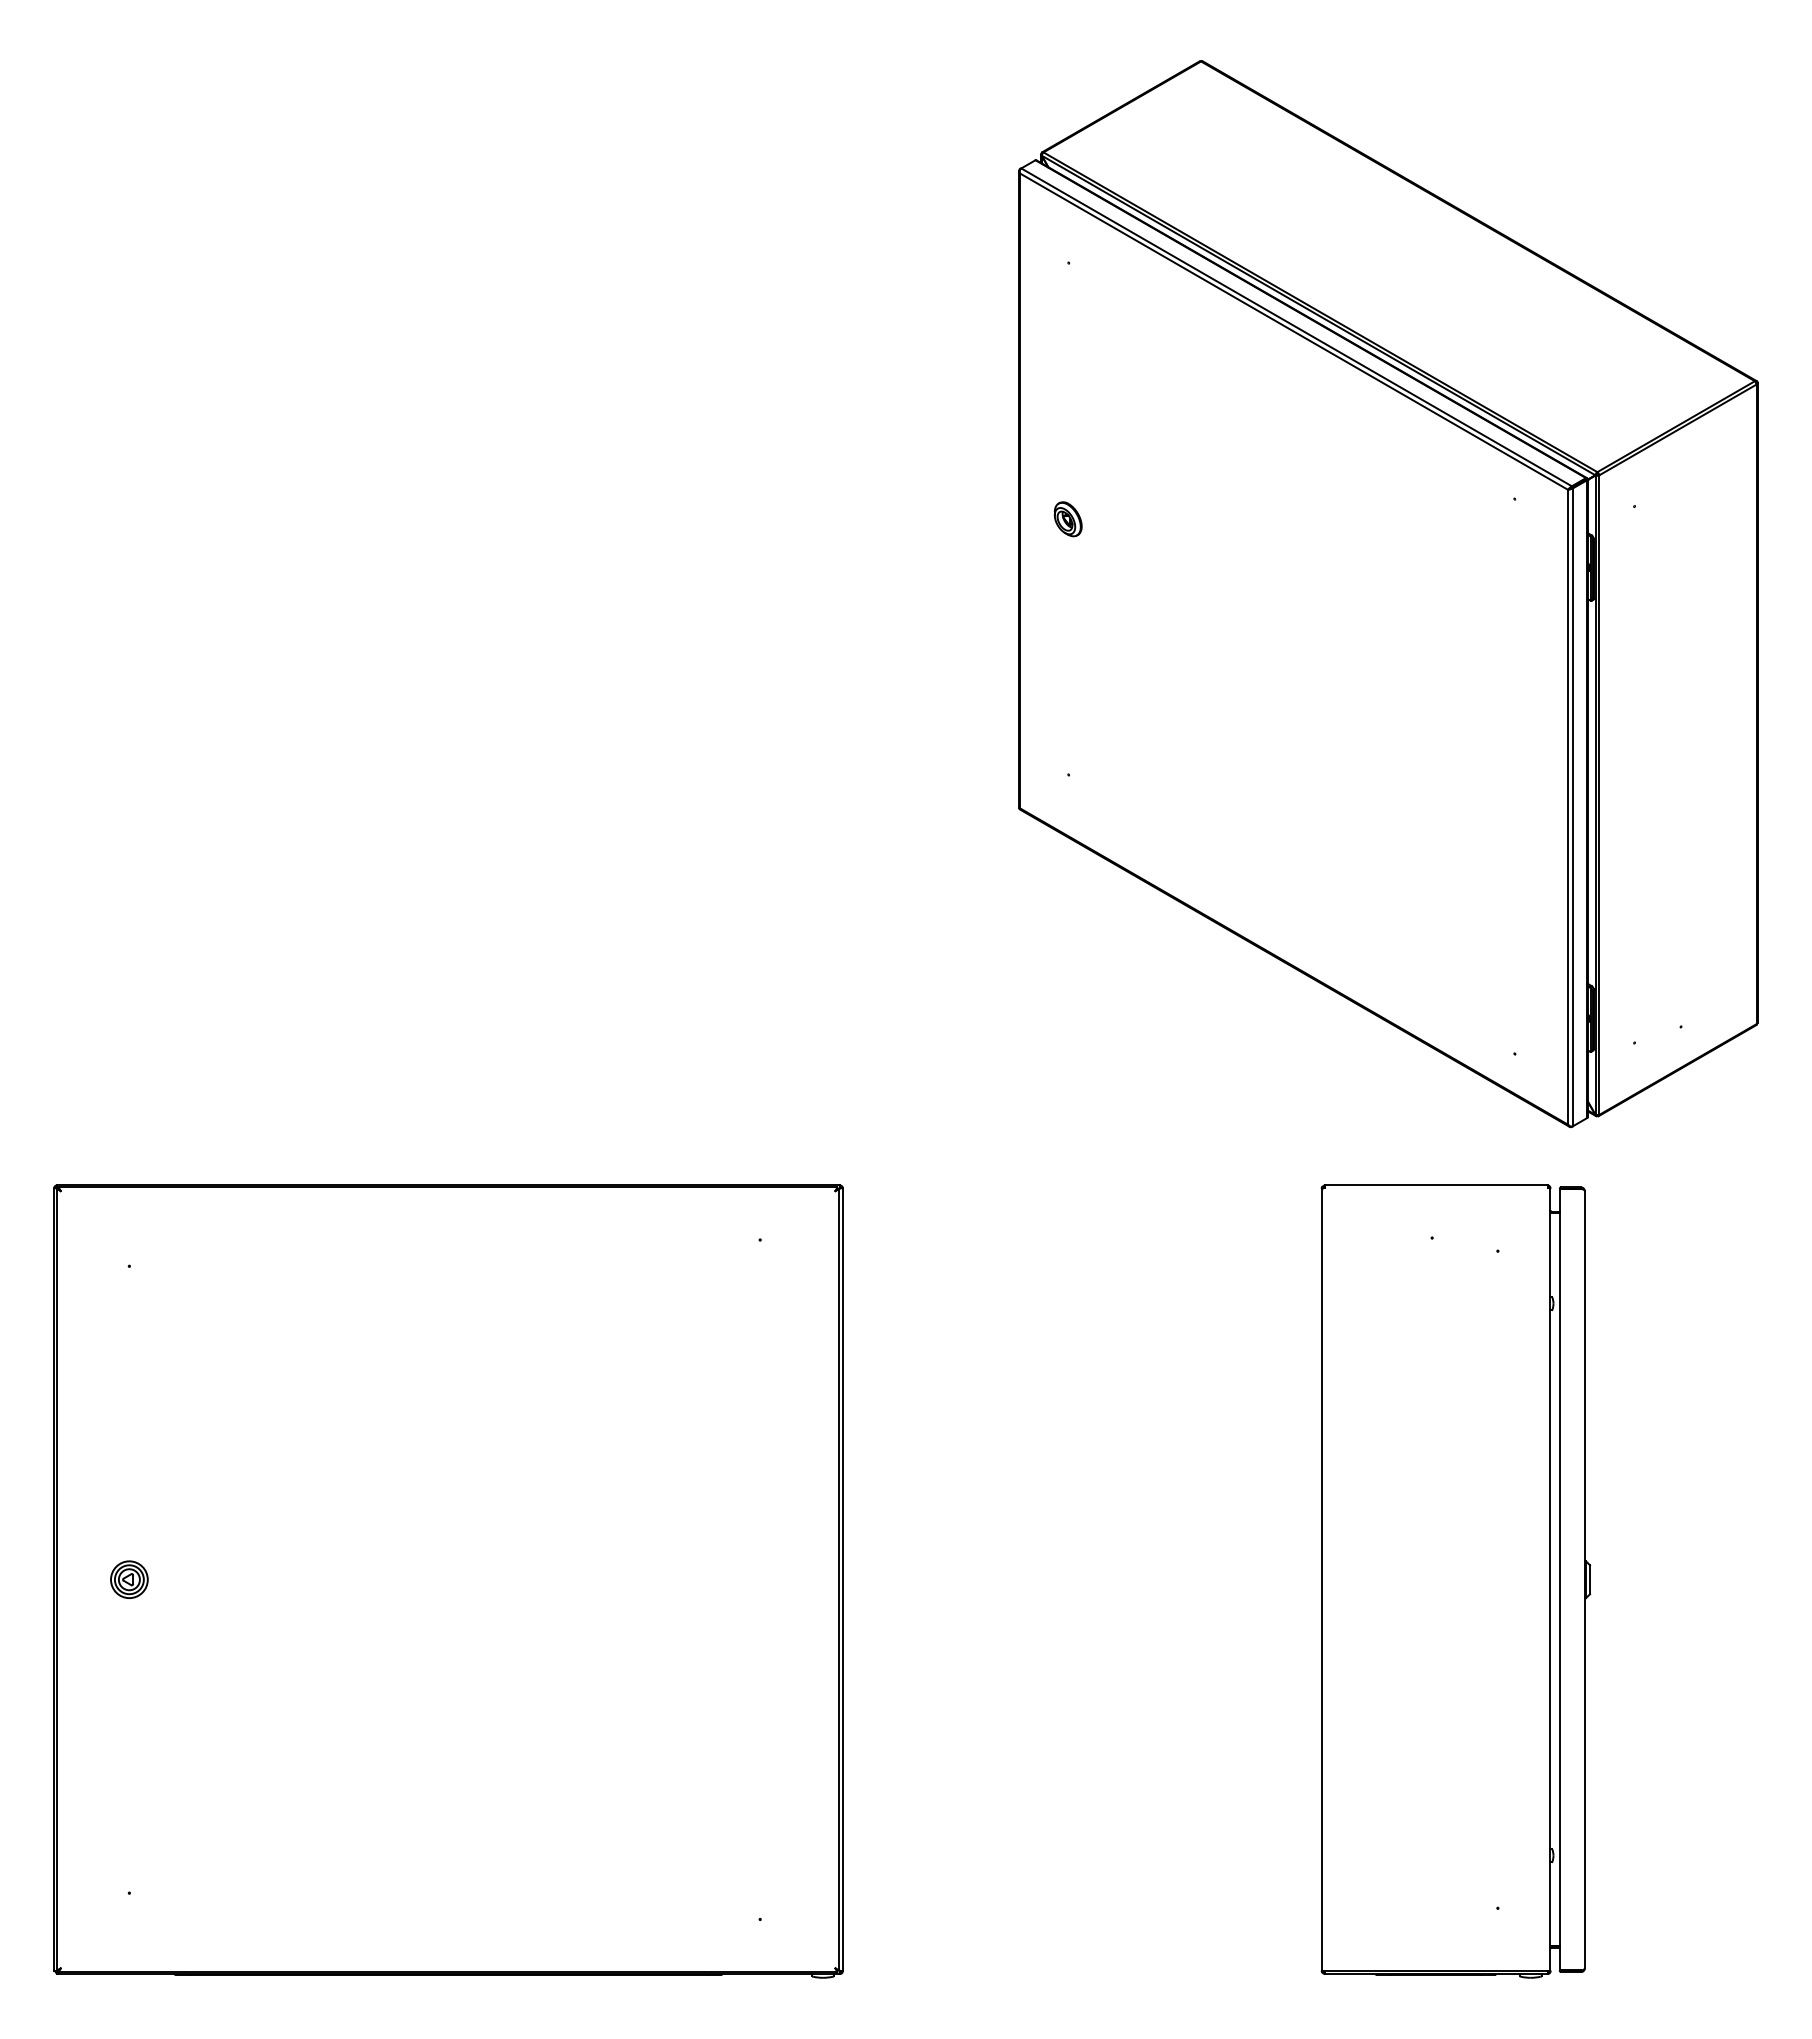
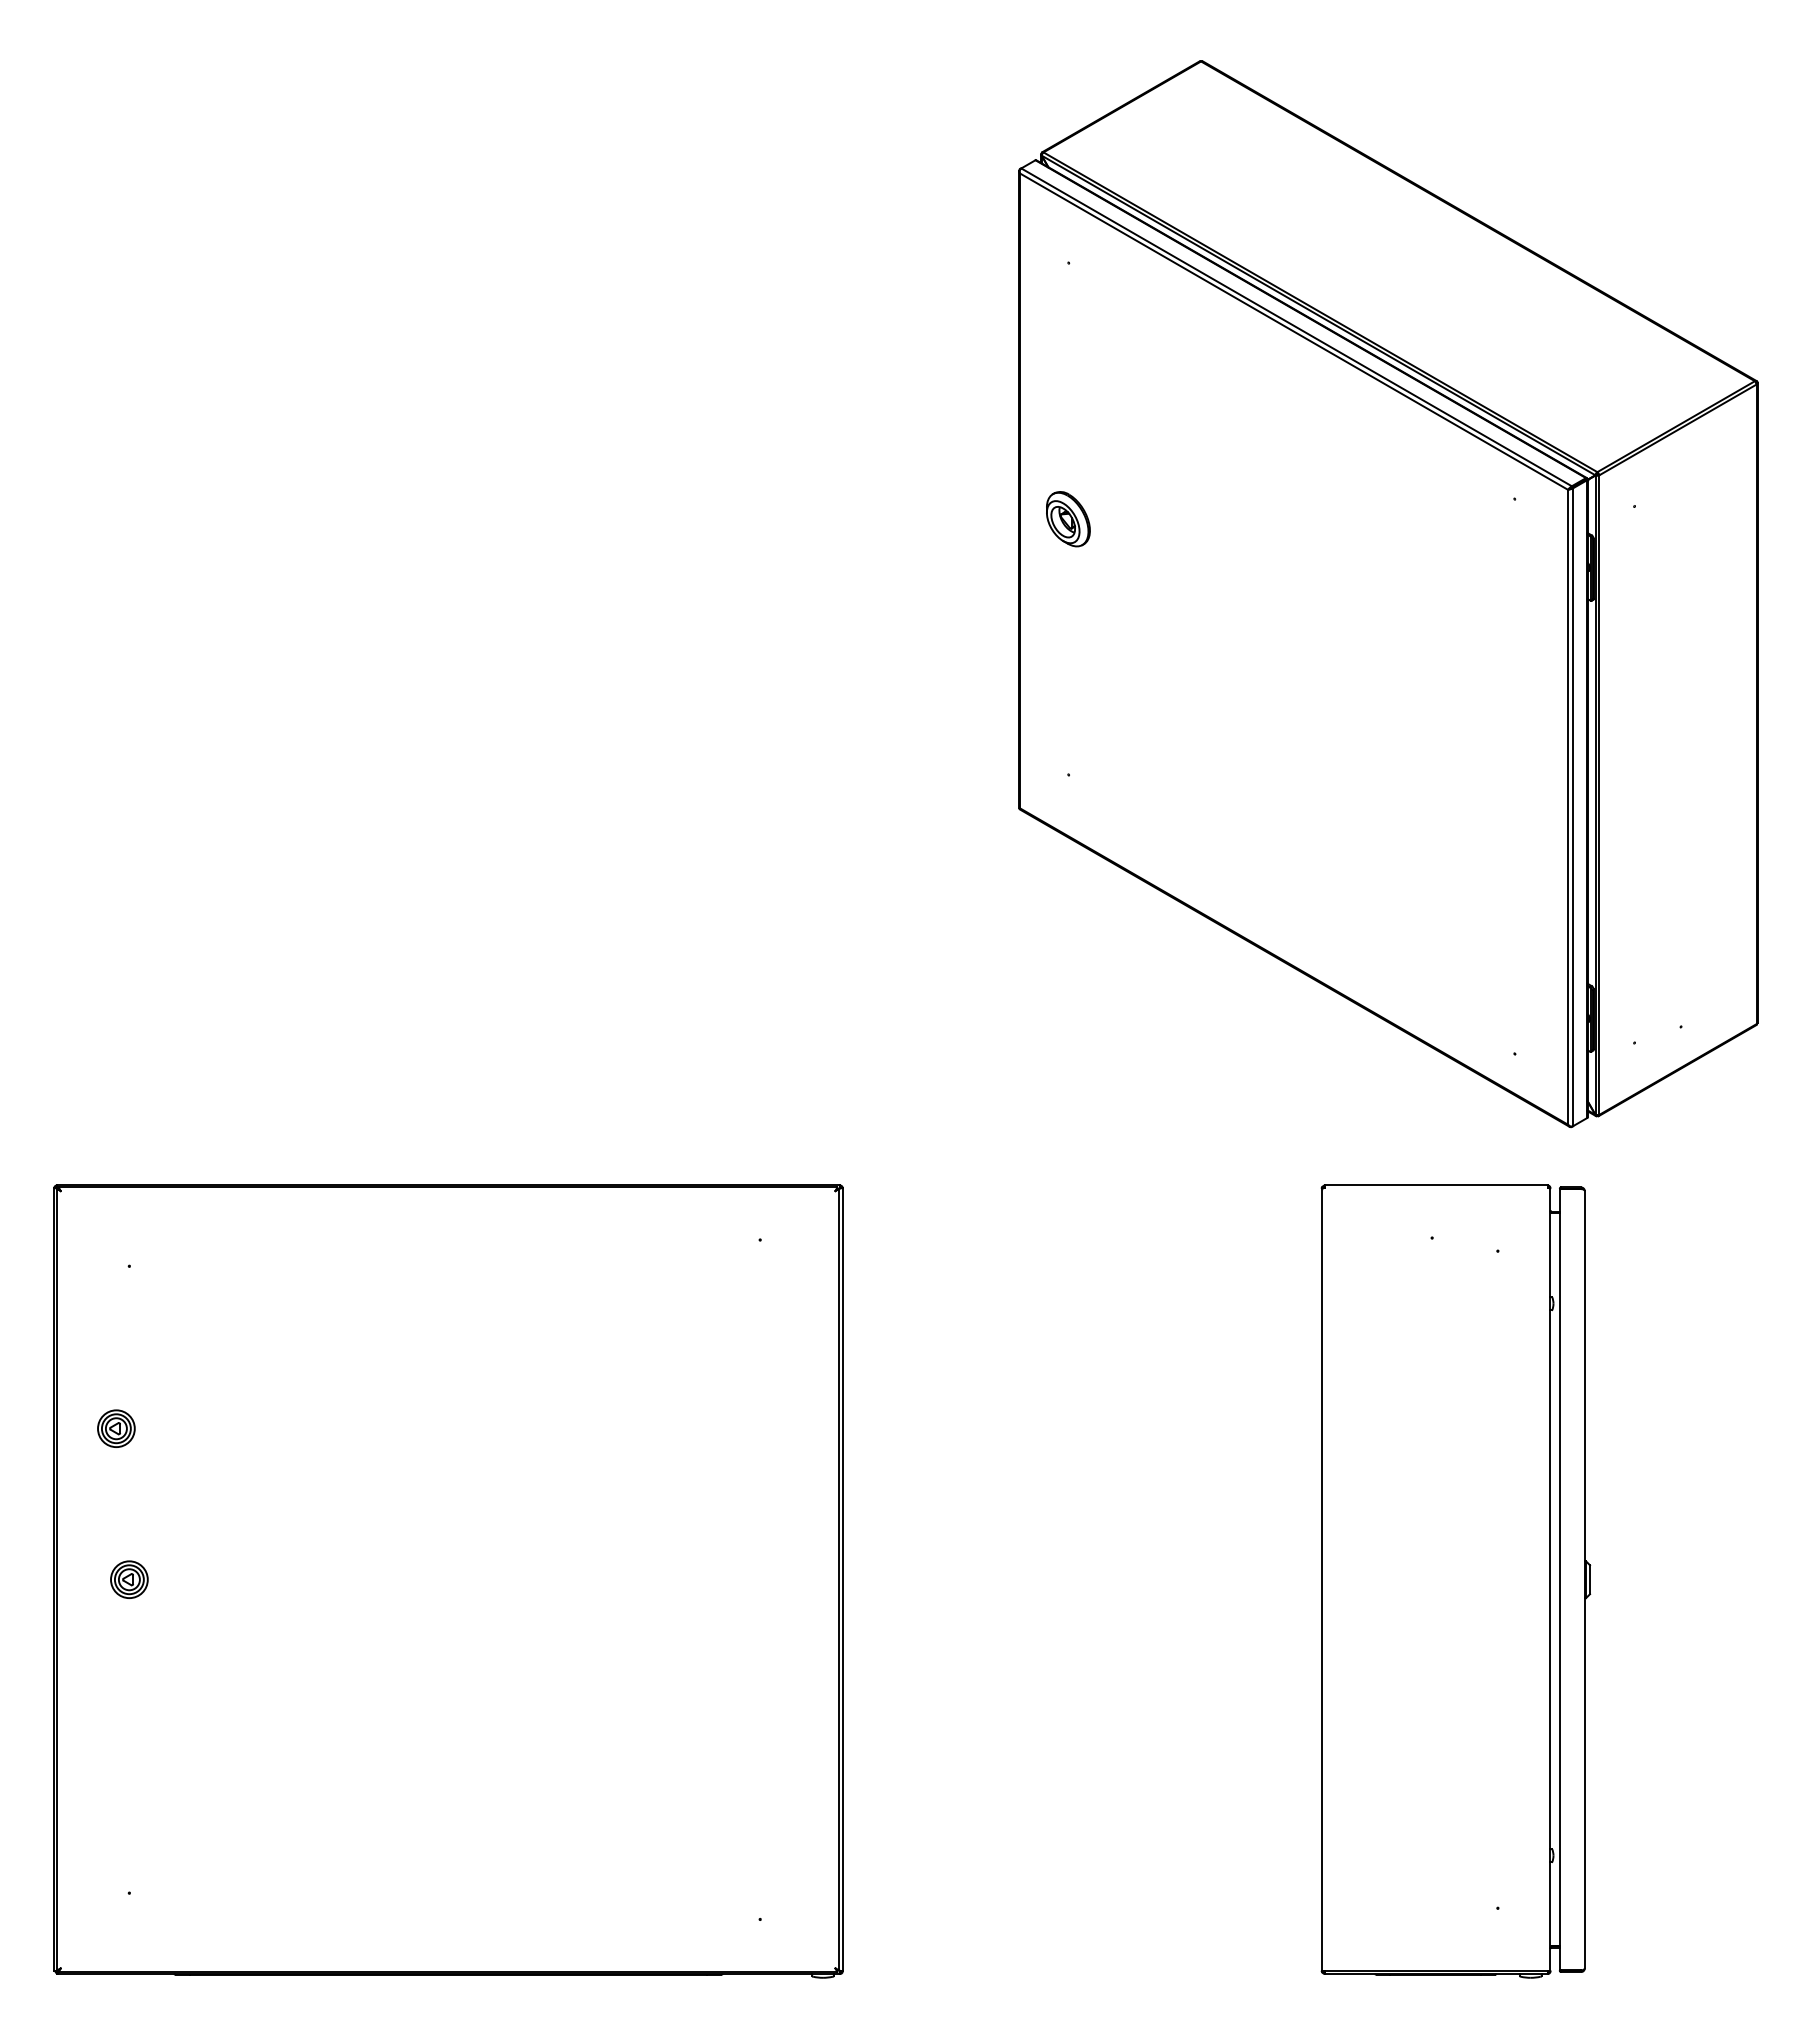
part size: 30x37 px -> 45x57 px (1068, 519)
part: none -> present (116, 1428)
